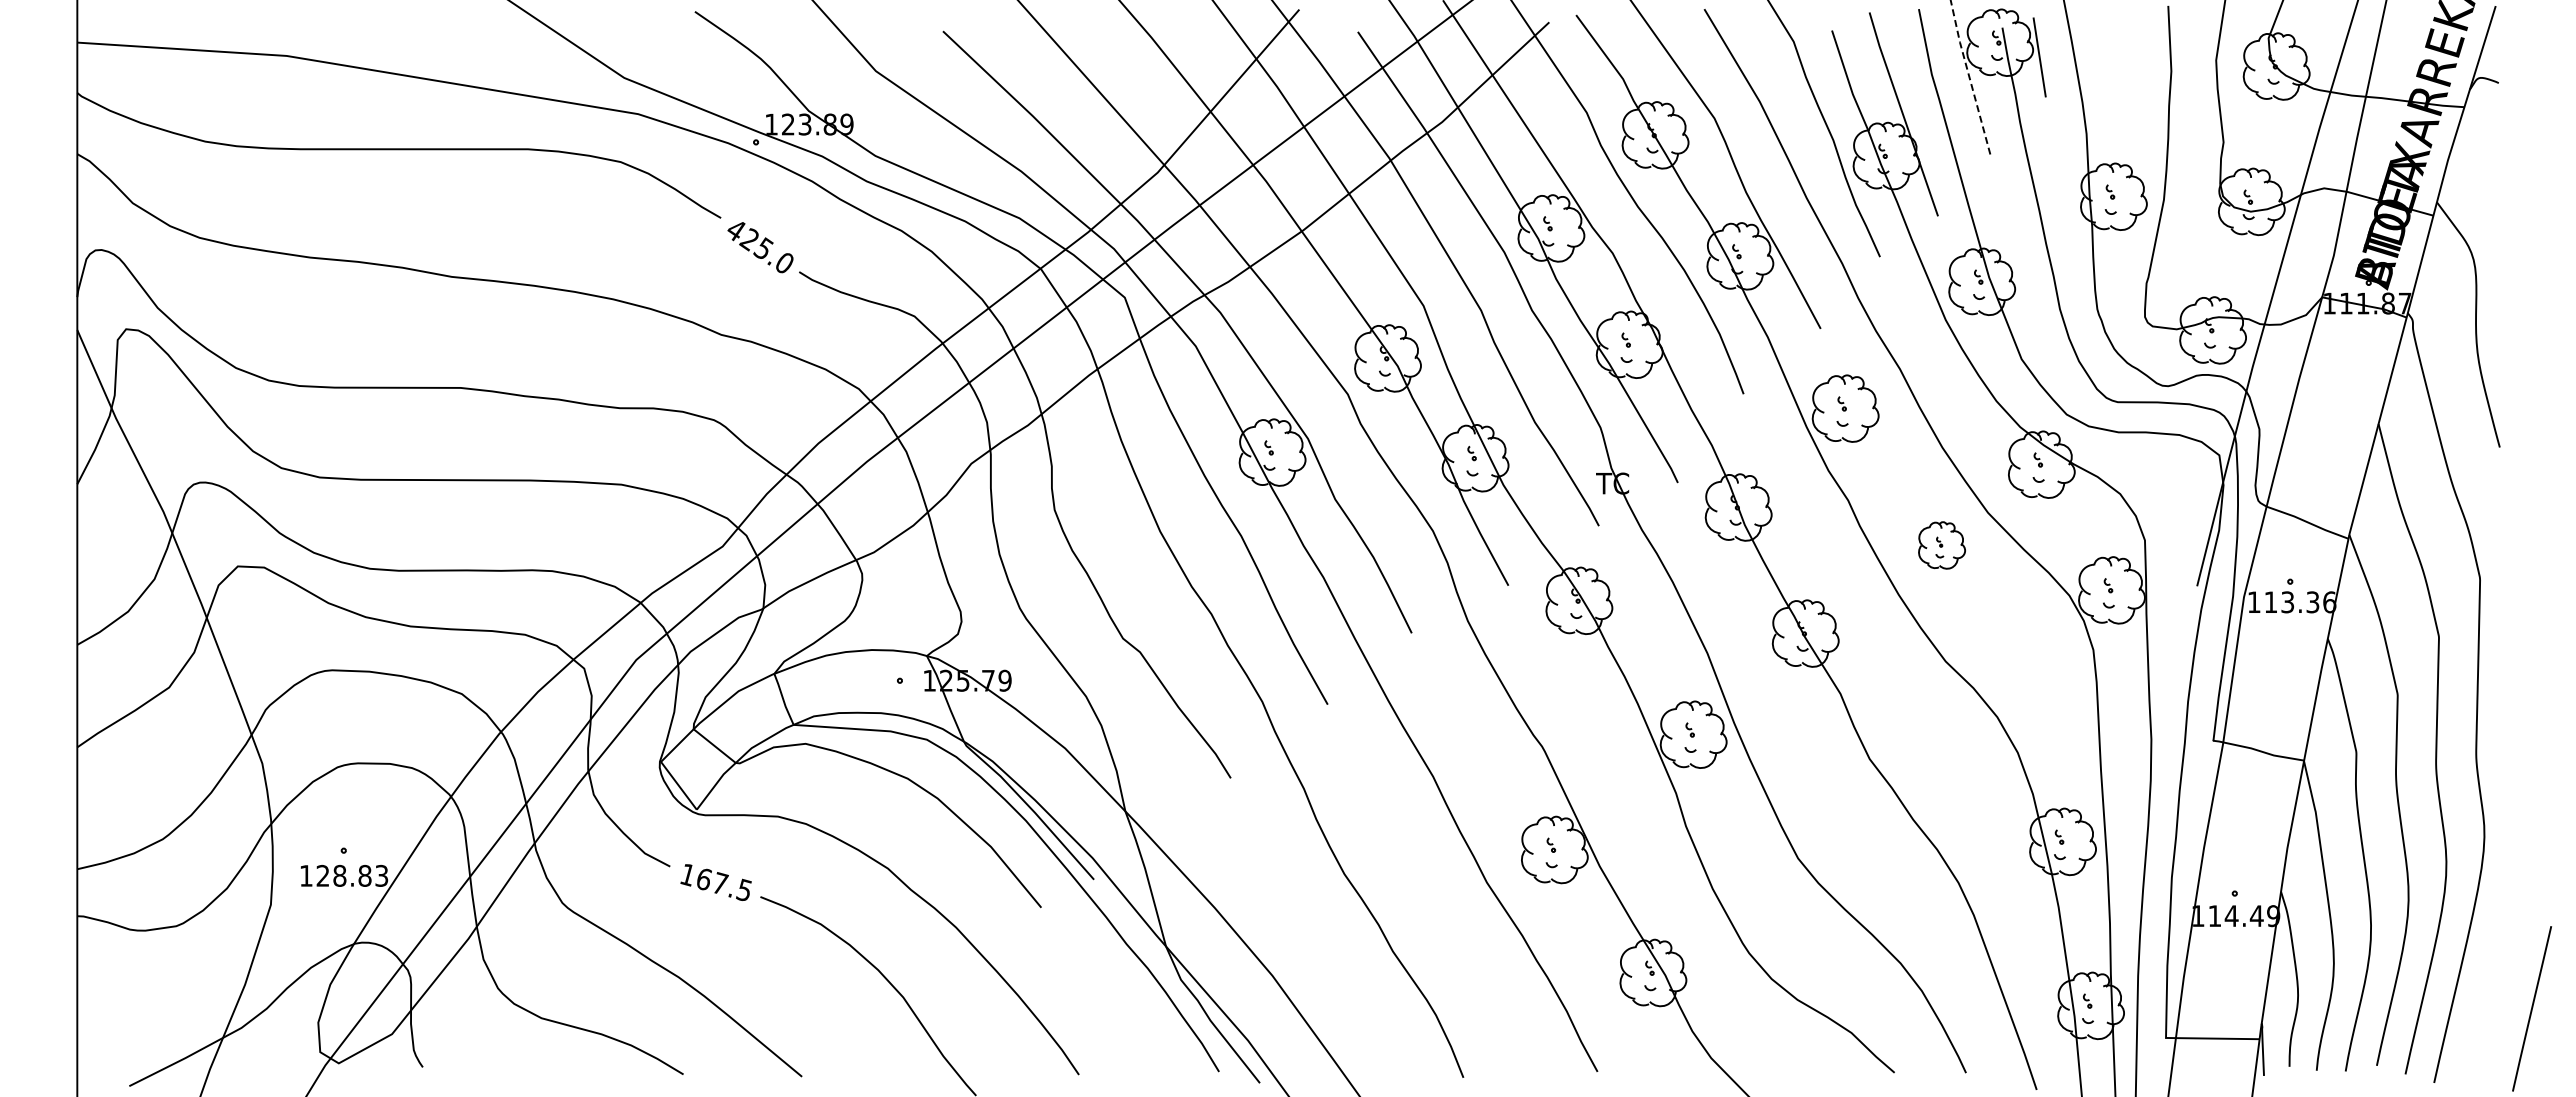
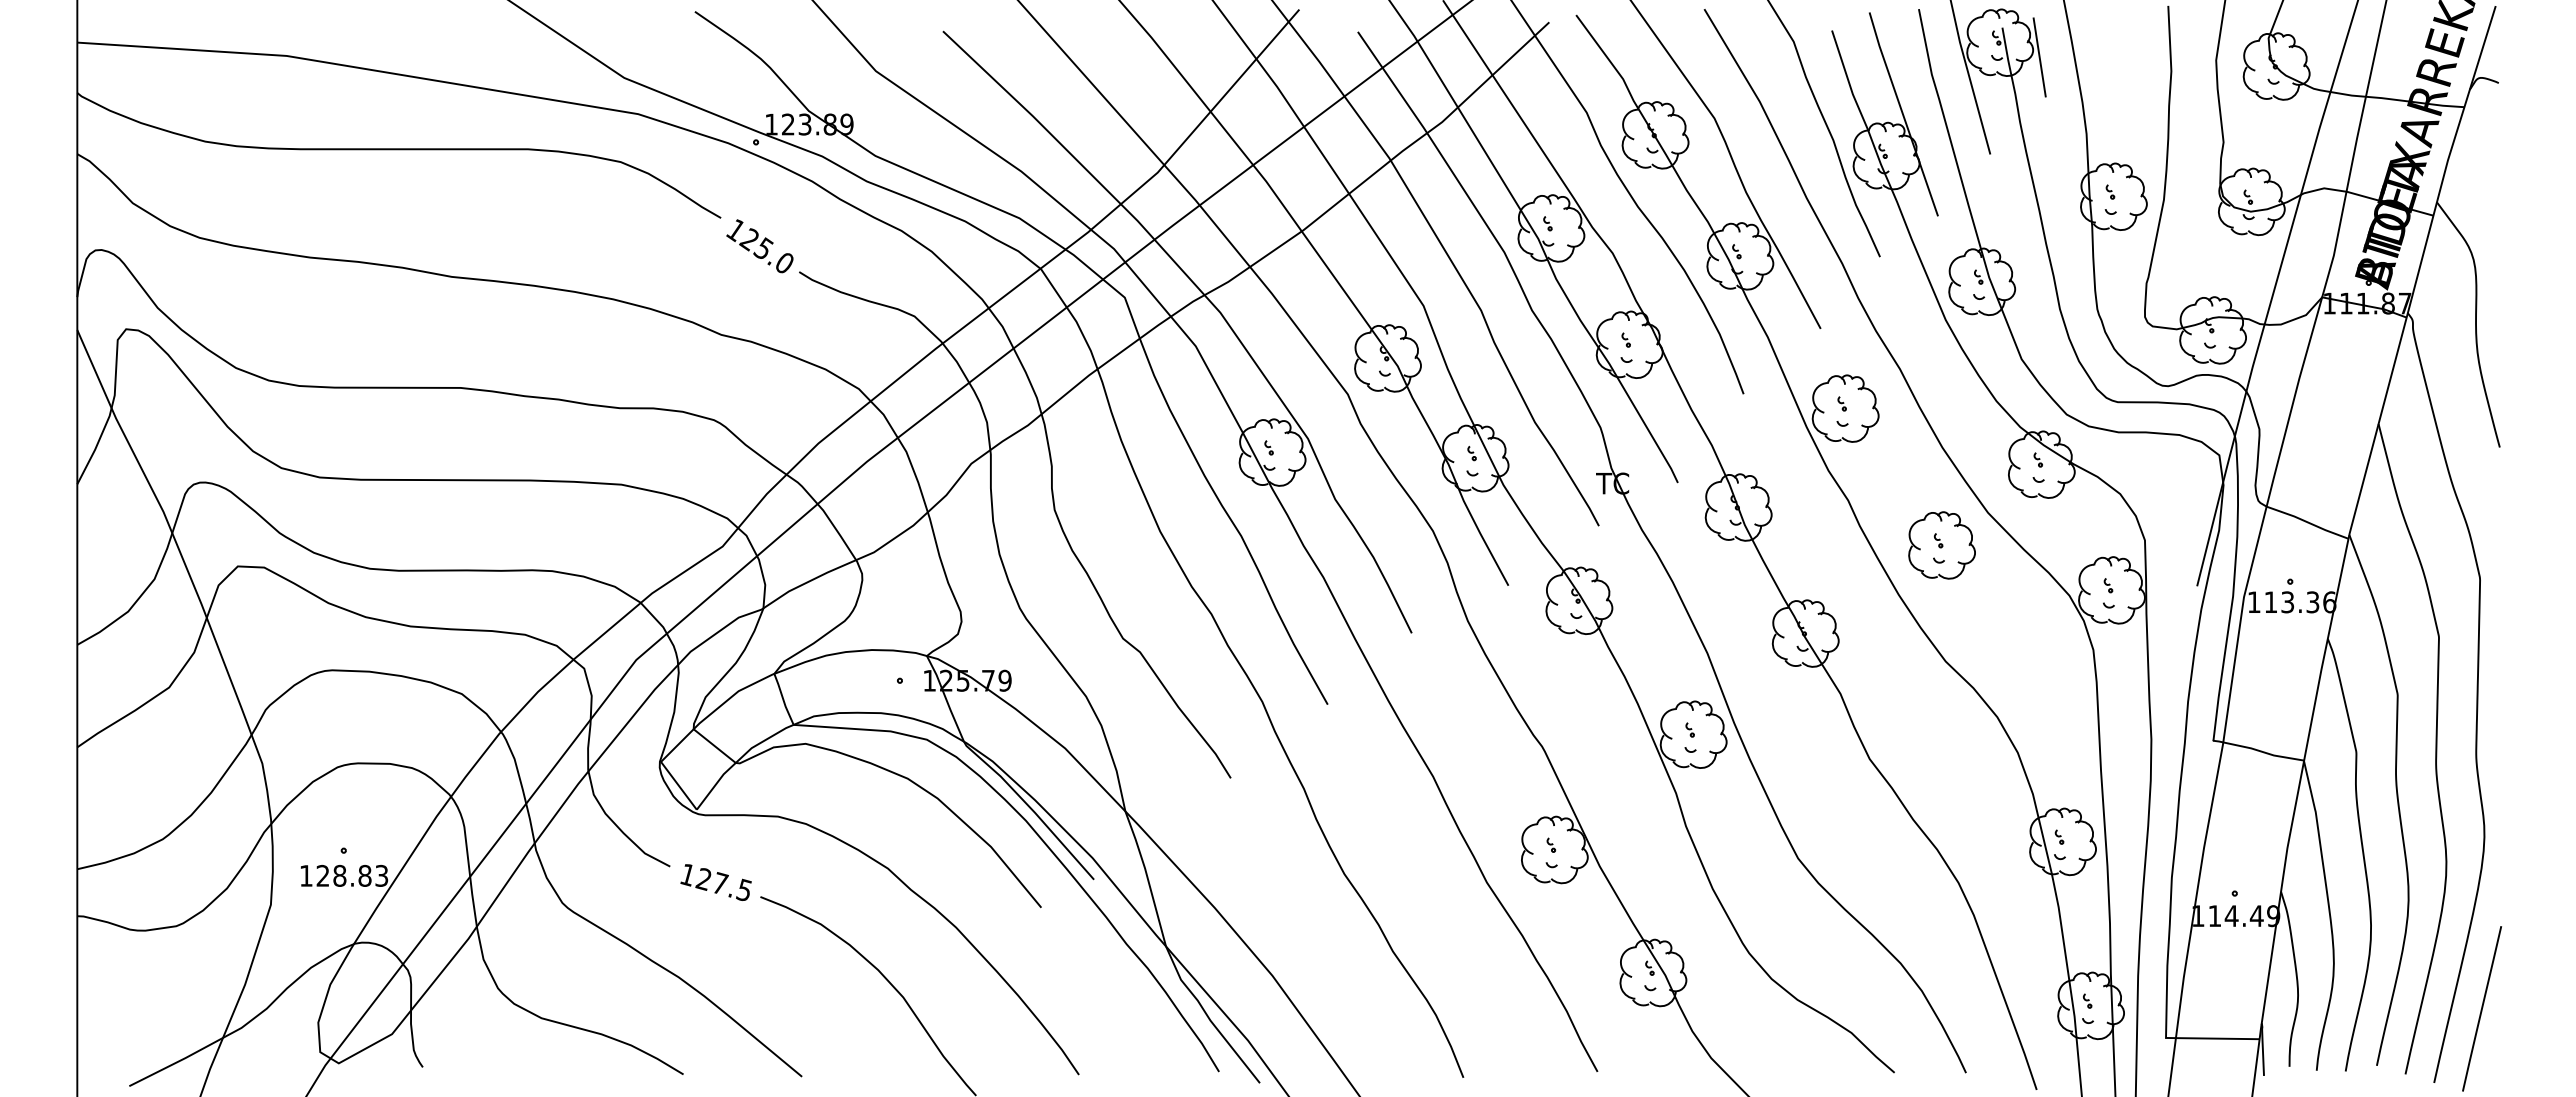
line: dashed -> solid (1969, 76)
text: 425.0 -> 125.0 (735, 230)
part size: 48x49 px -> 68x69 px (1941, 545)
text: 167.5 -> 127.5 (703, 879)
line position: (2532, 1008) -> (2482, 1008) (2482, 1008)
